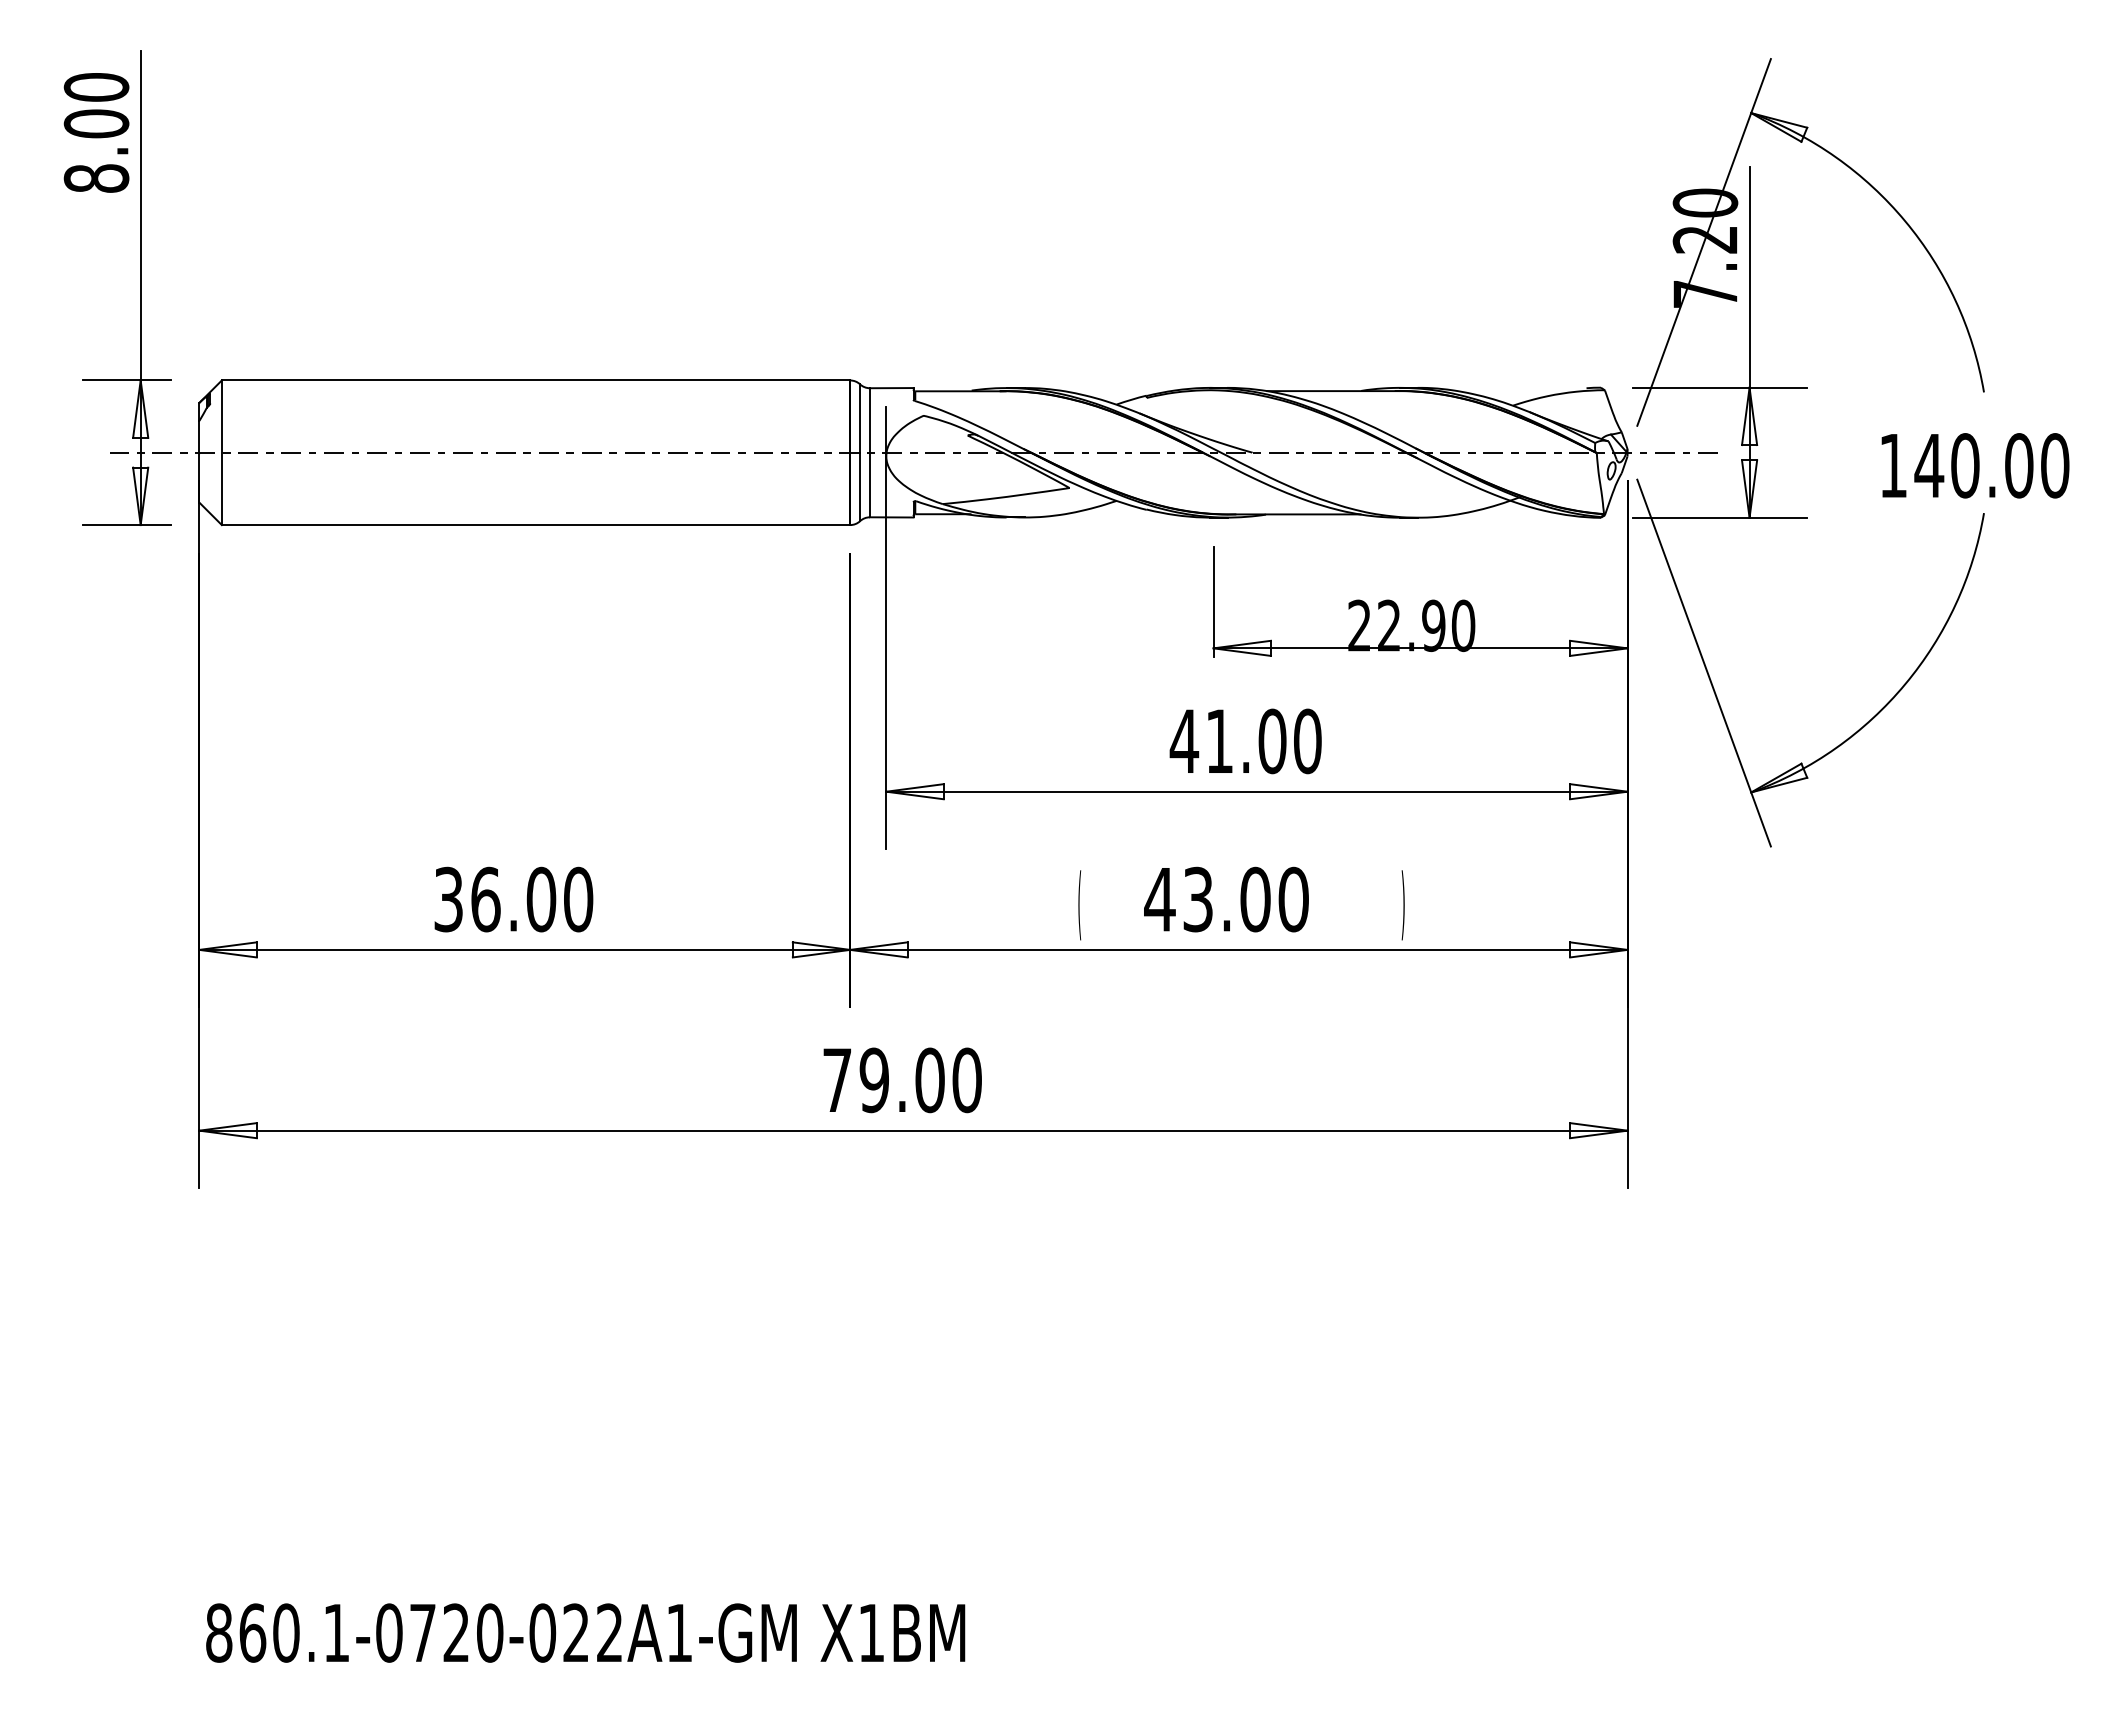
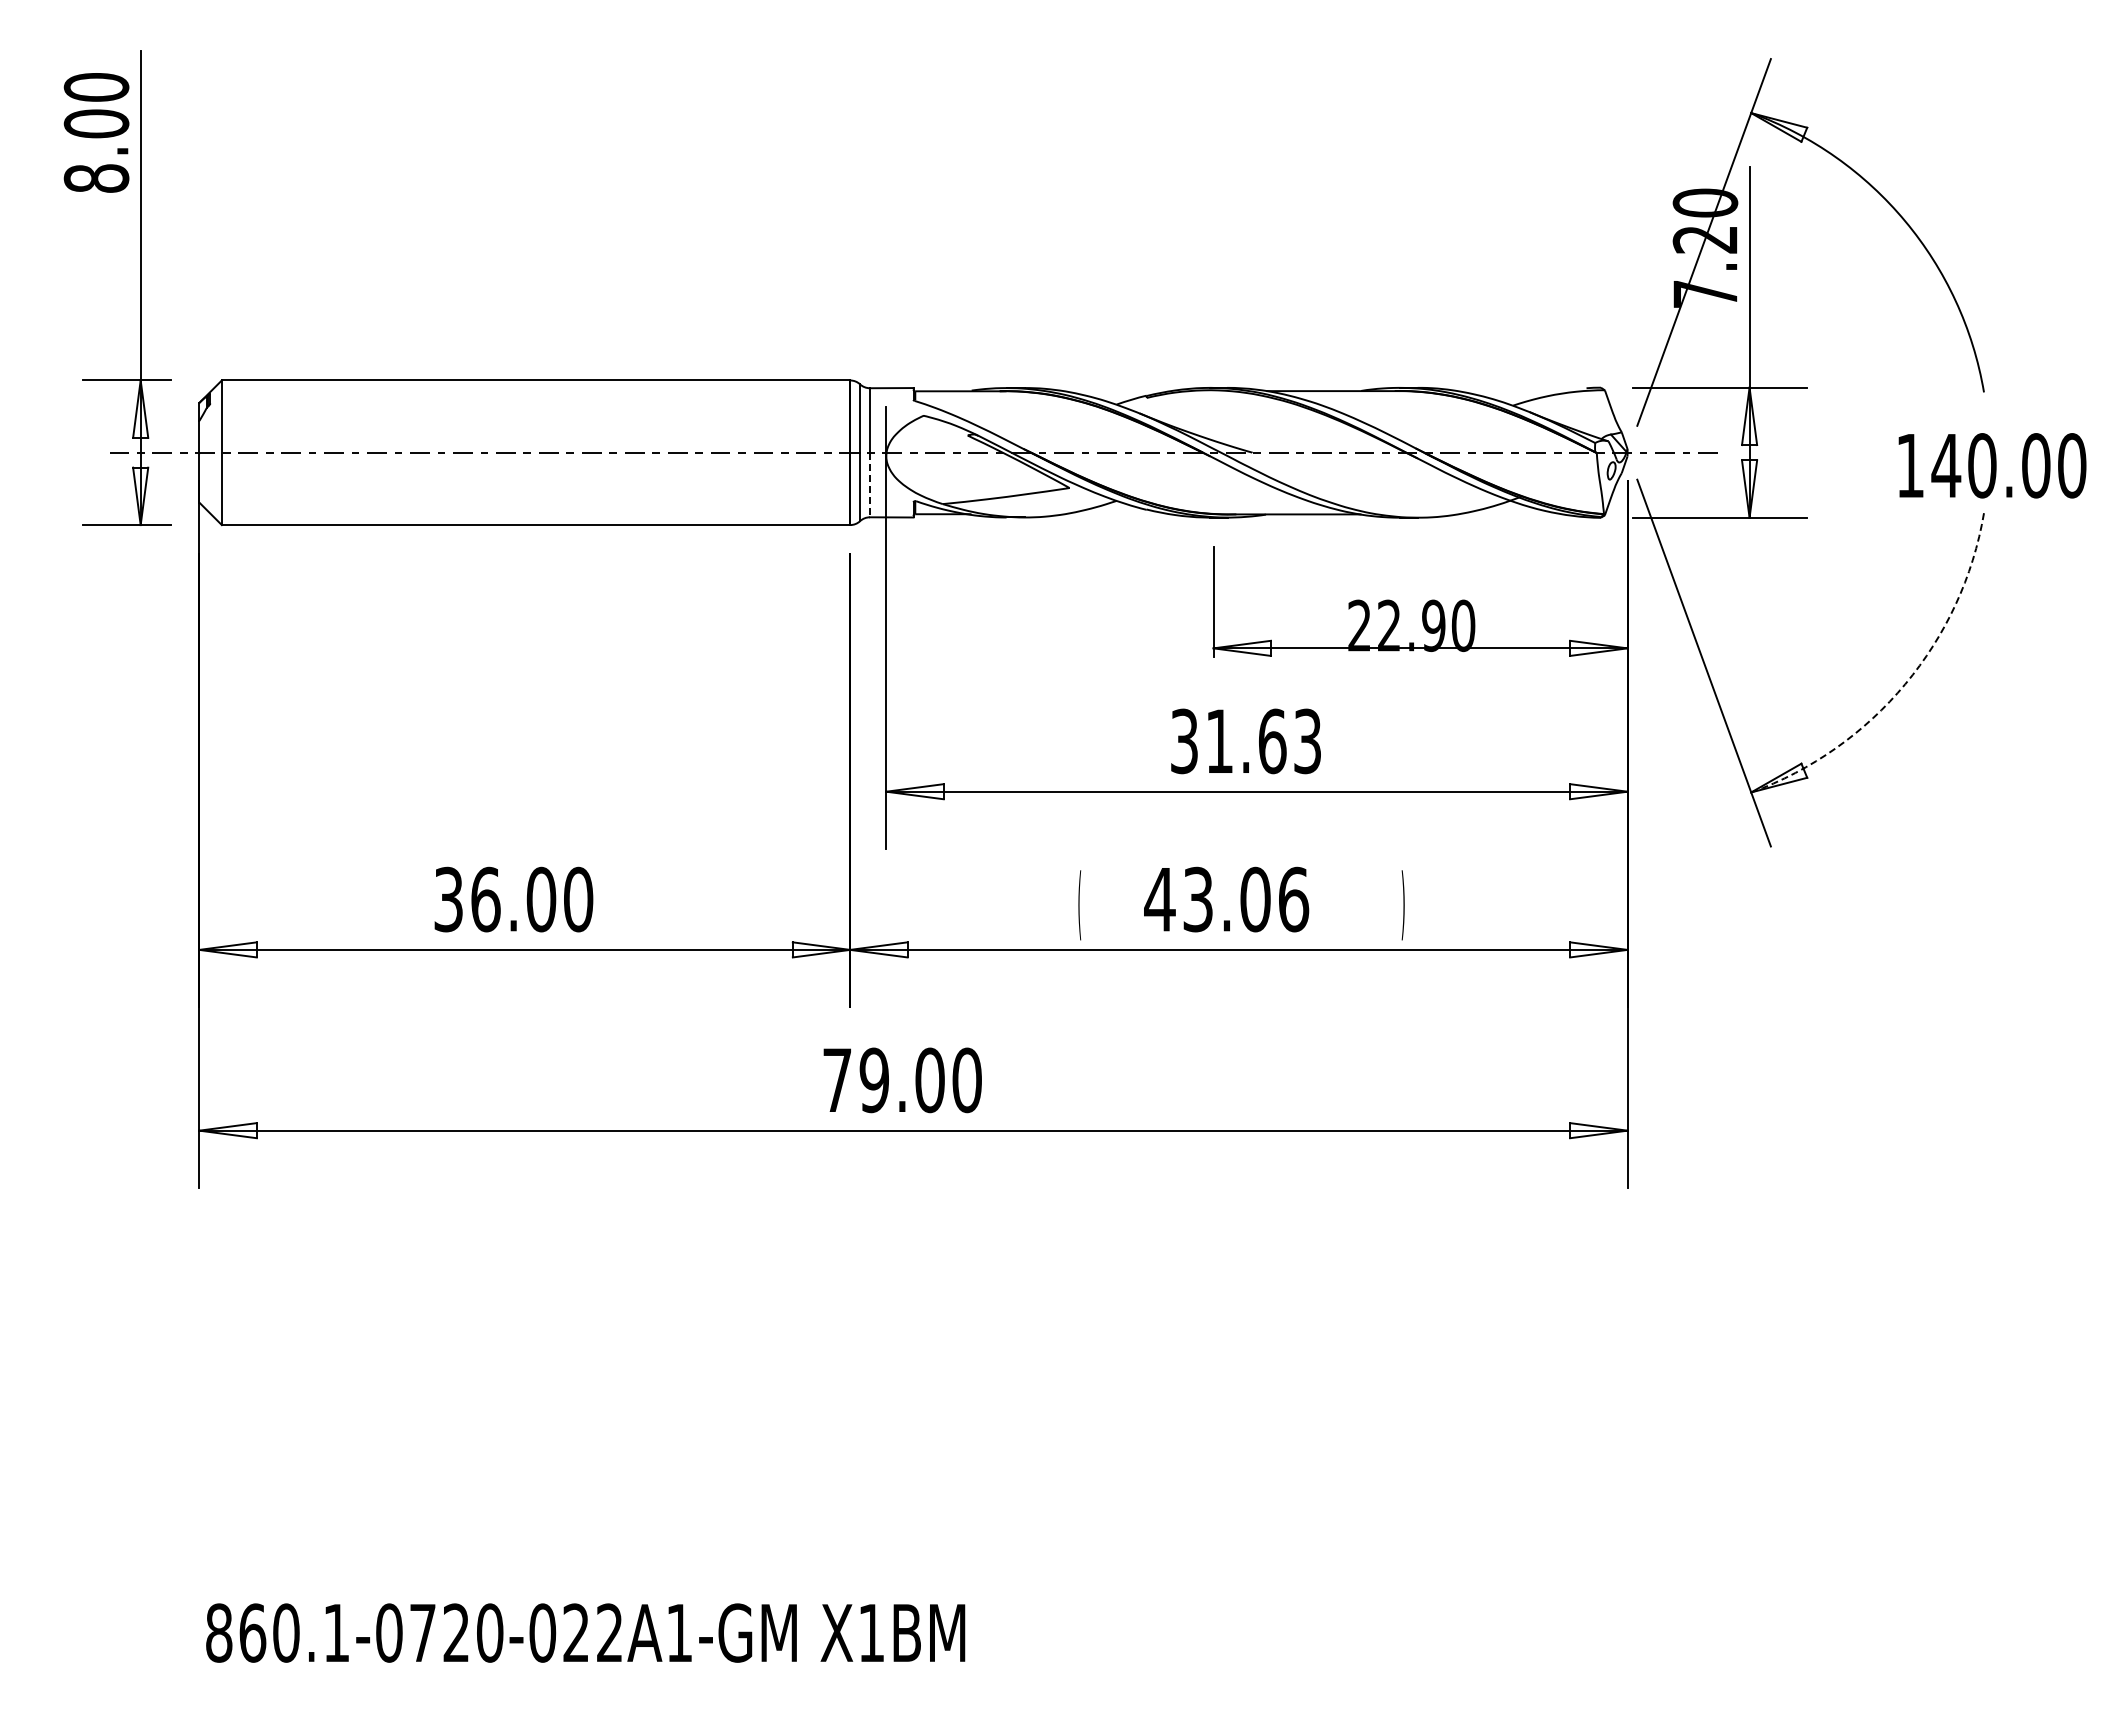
text position: (1975, 465) -> (1992, 465) (1992, 465)
line: solid -> dashed (869, 485)
arc: solid -> dashed (1905, 684)
text: 41.00 -> 31.63 (1245, 741)
text: 43.00 -> 43.06 (1293, 899)
